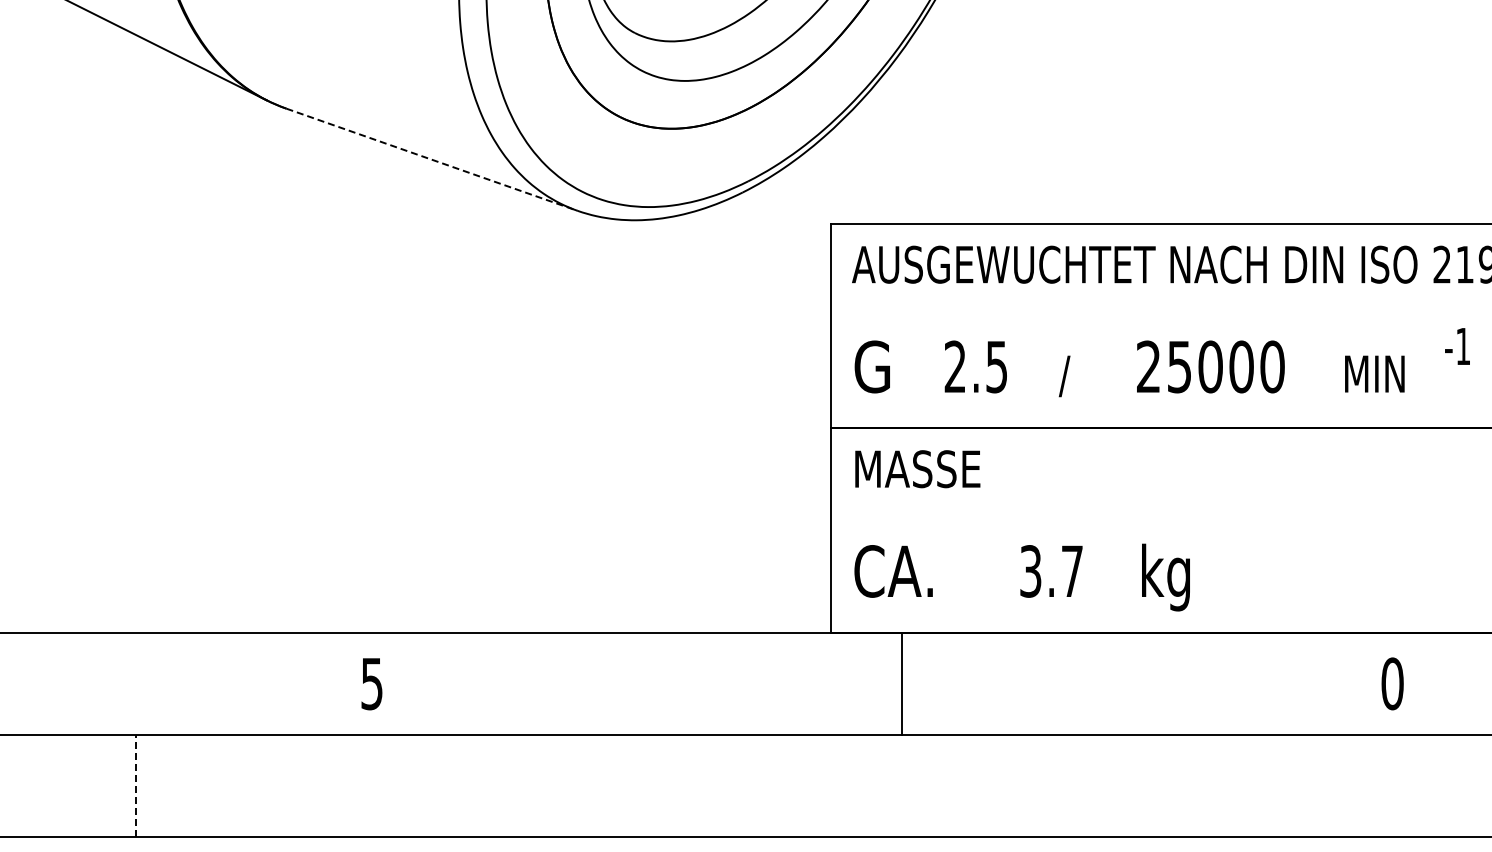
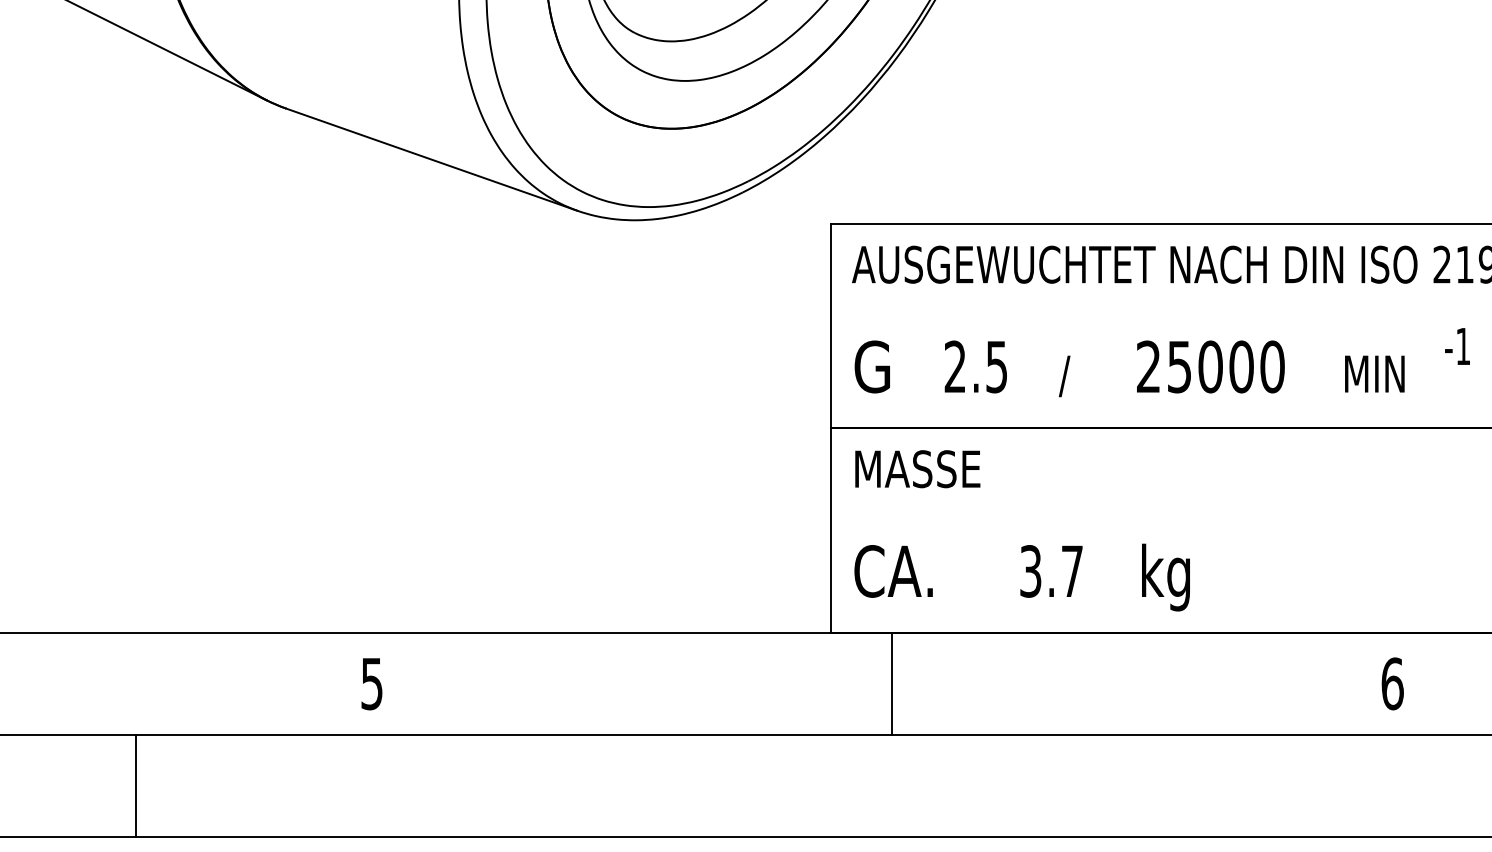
line: dashed -> solid (432, 159)
line position: (902, 683) -> (892, 683) (892, 683)
text: 0 -> 6 (1392, 683)
line: dashed -> solid (135, 785)
